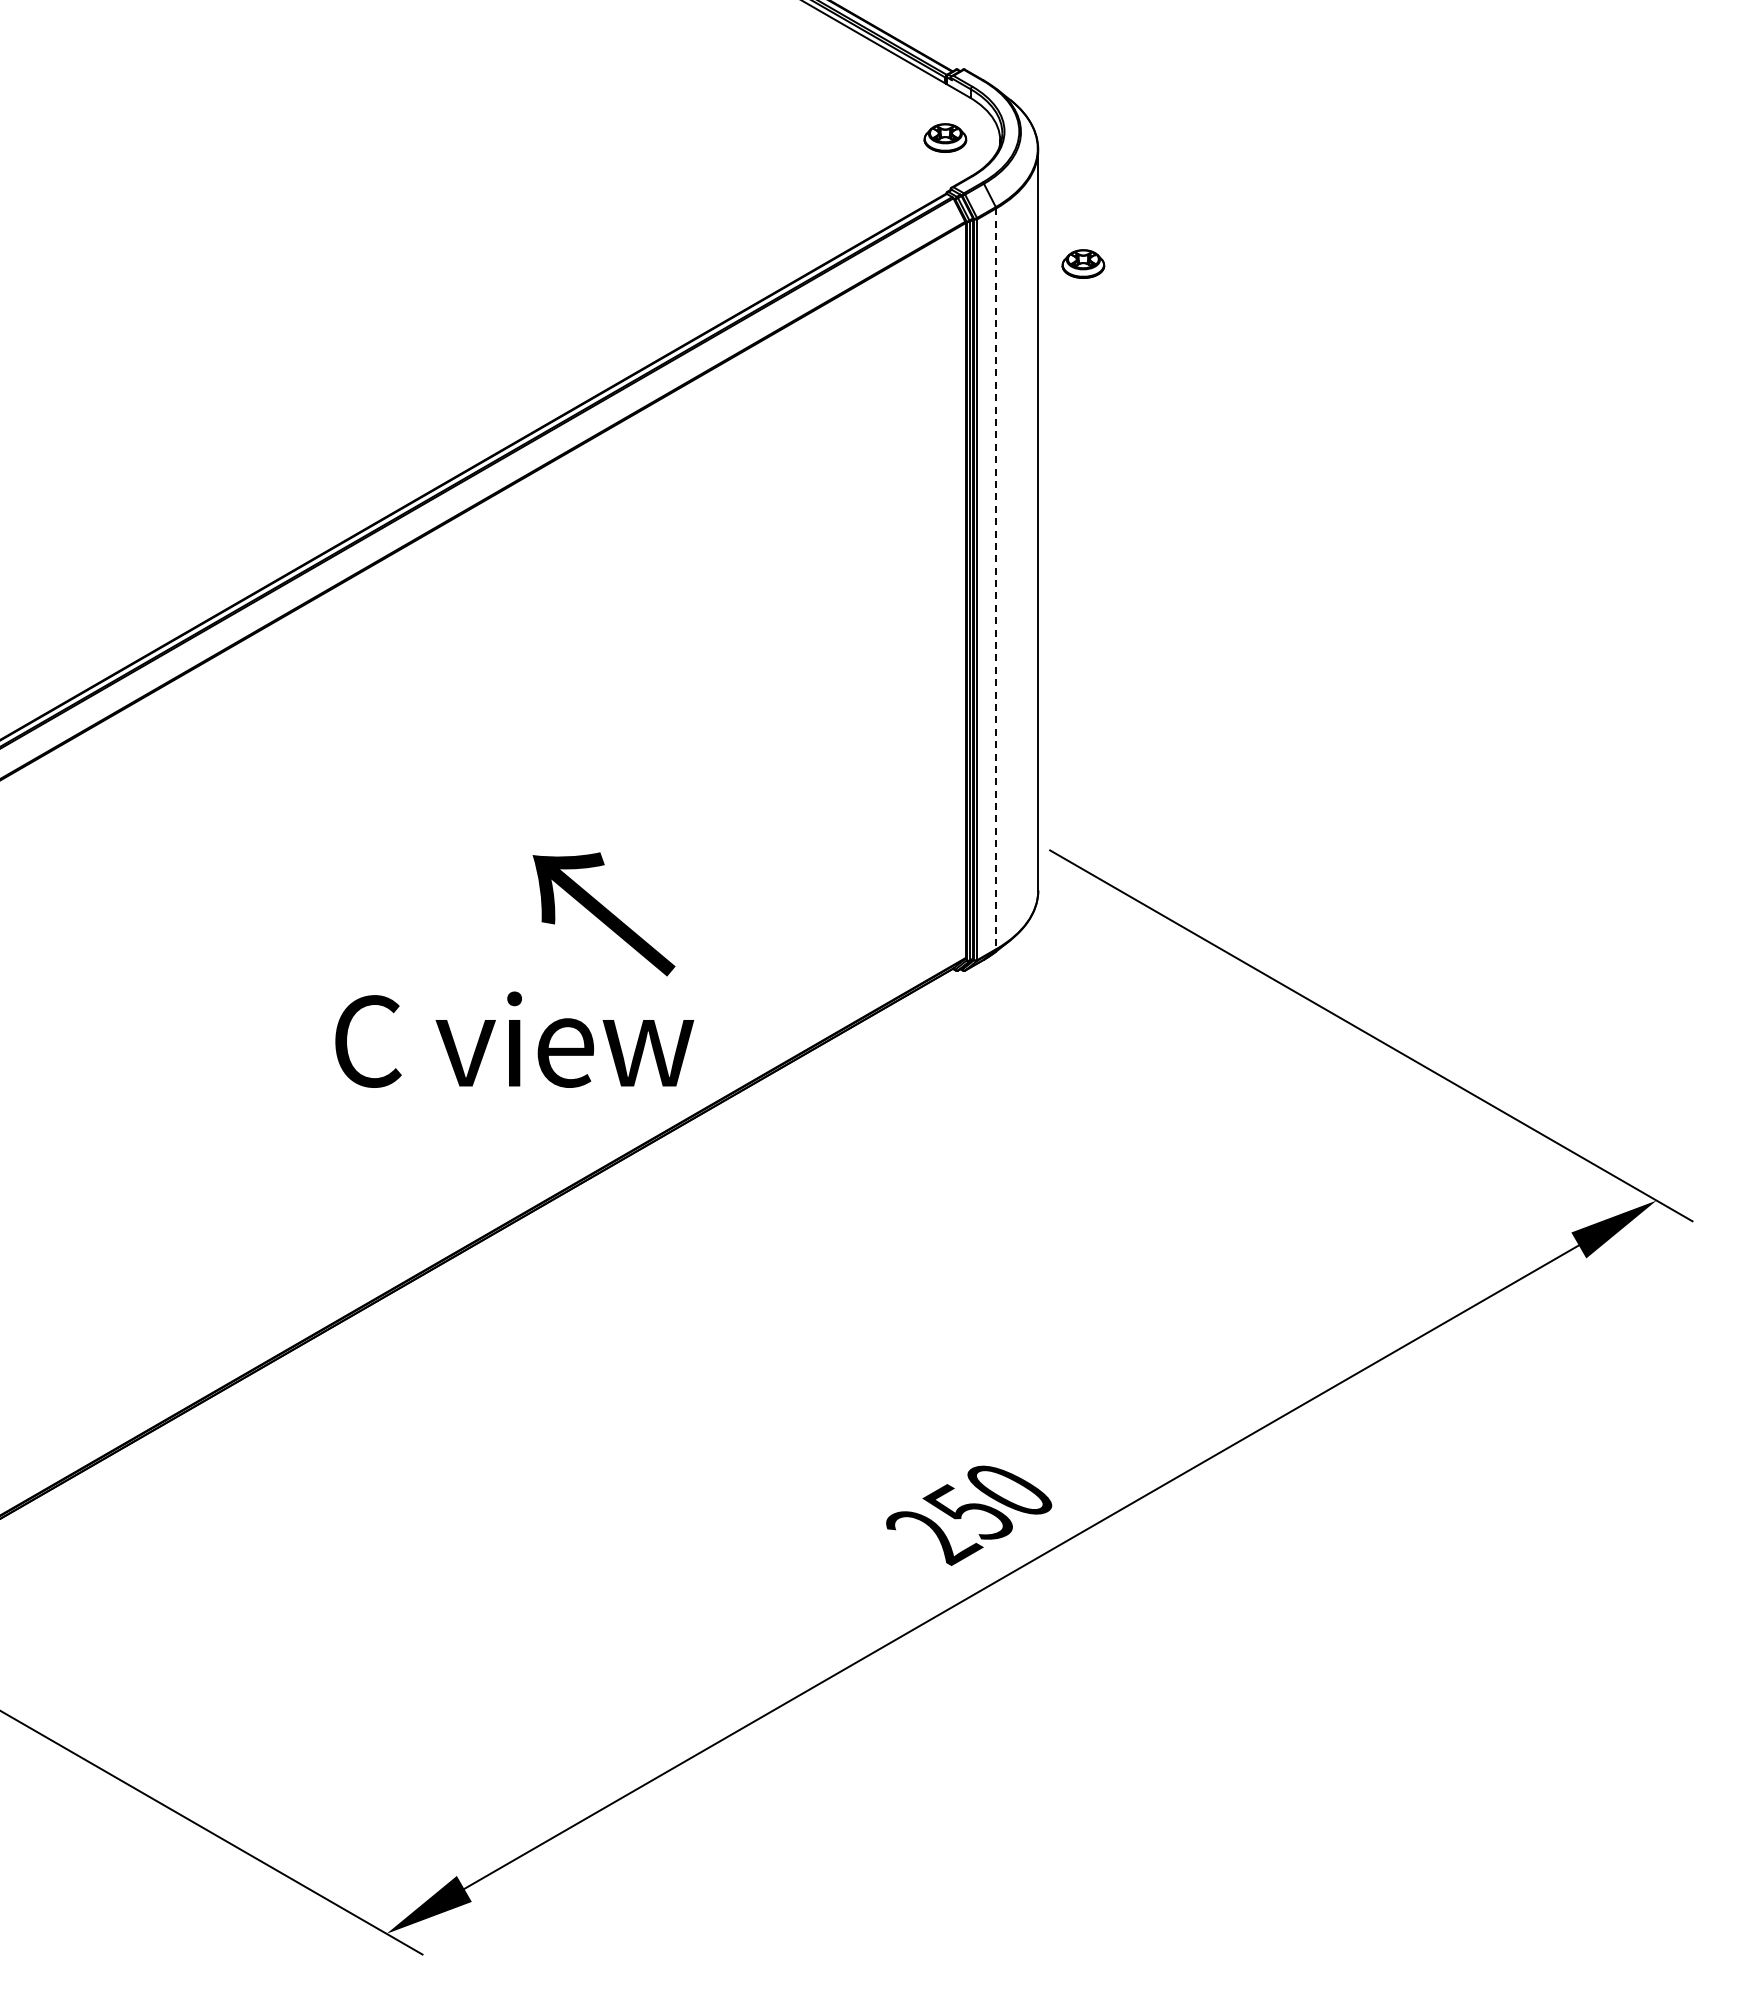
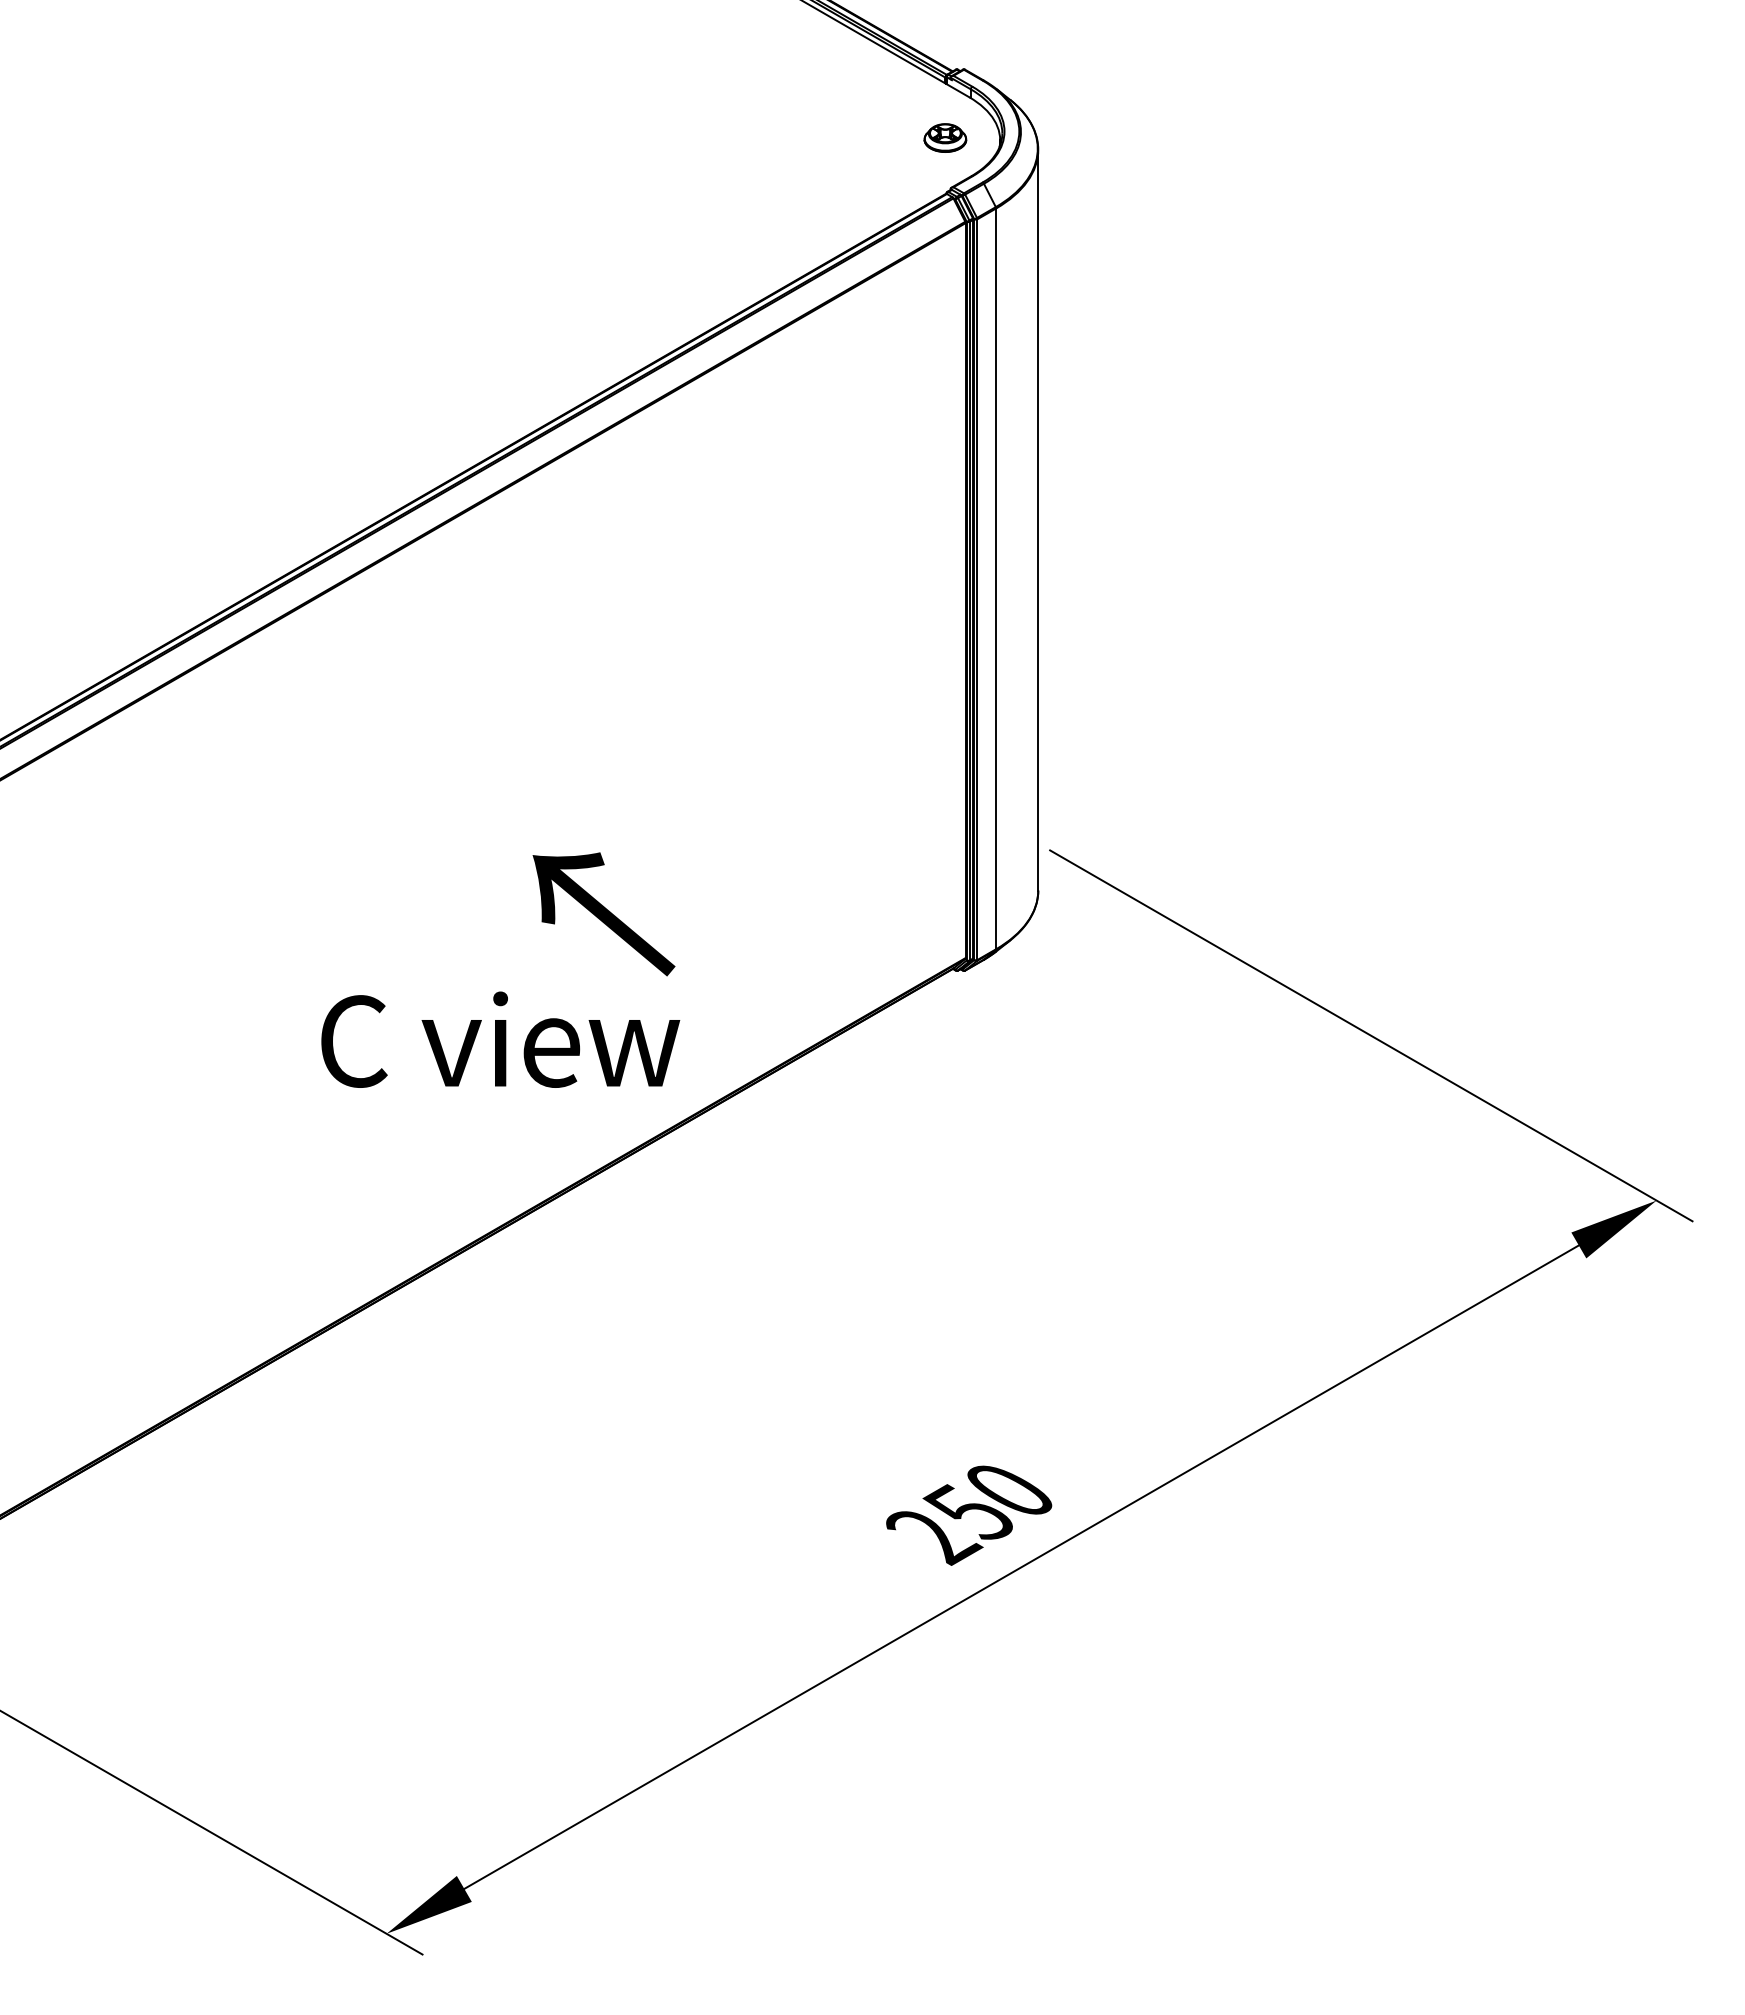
part: present -> none (1083, 263)
line: dashed -> solid (996, 579)
text position: (514, 1039) -> (500, 1039) (500, 1039)
